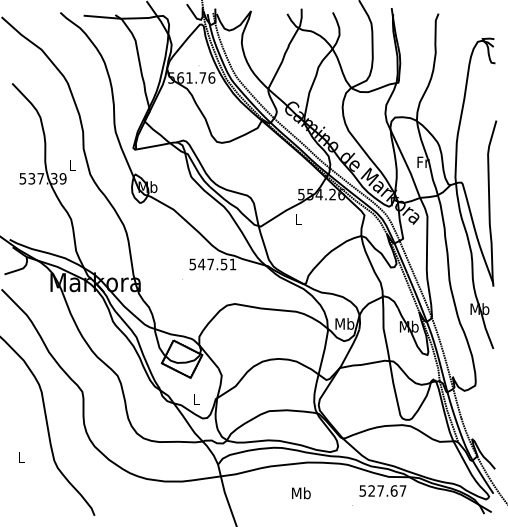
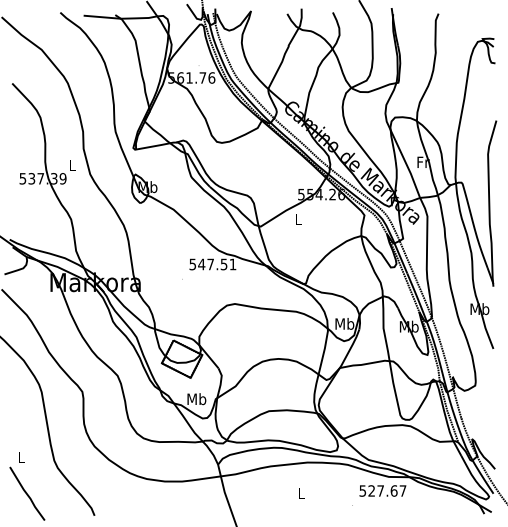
text: L -> Mb (196, 399)
line: none -> present (27, 493)
text: Mb -> L (301, 493)
